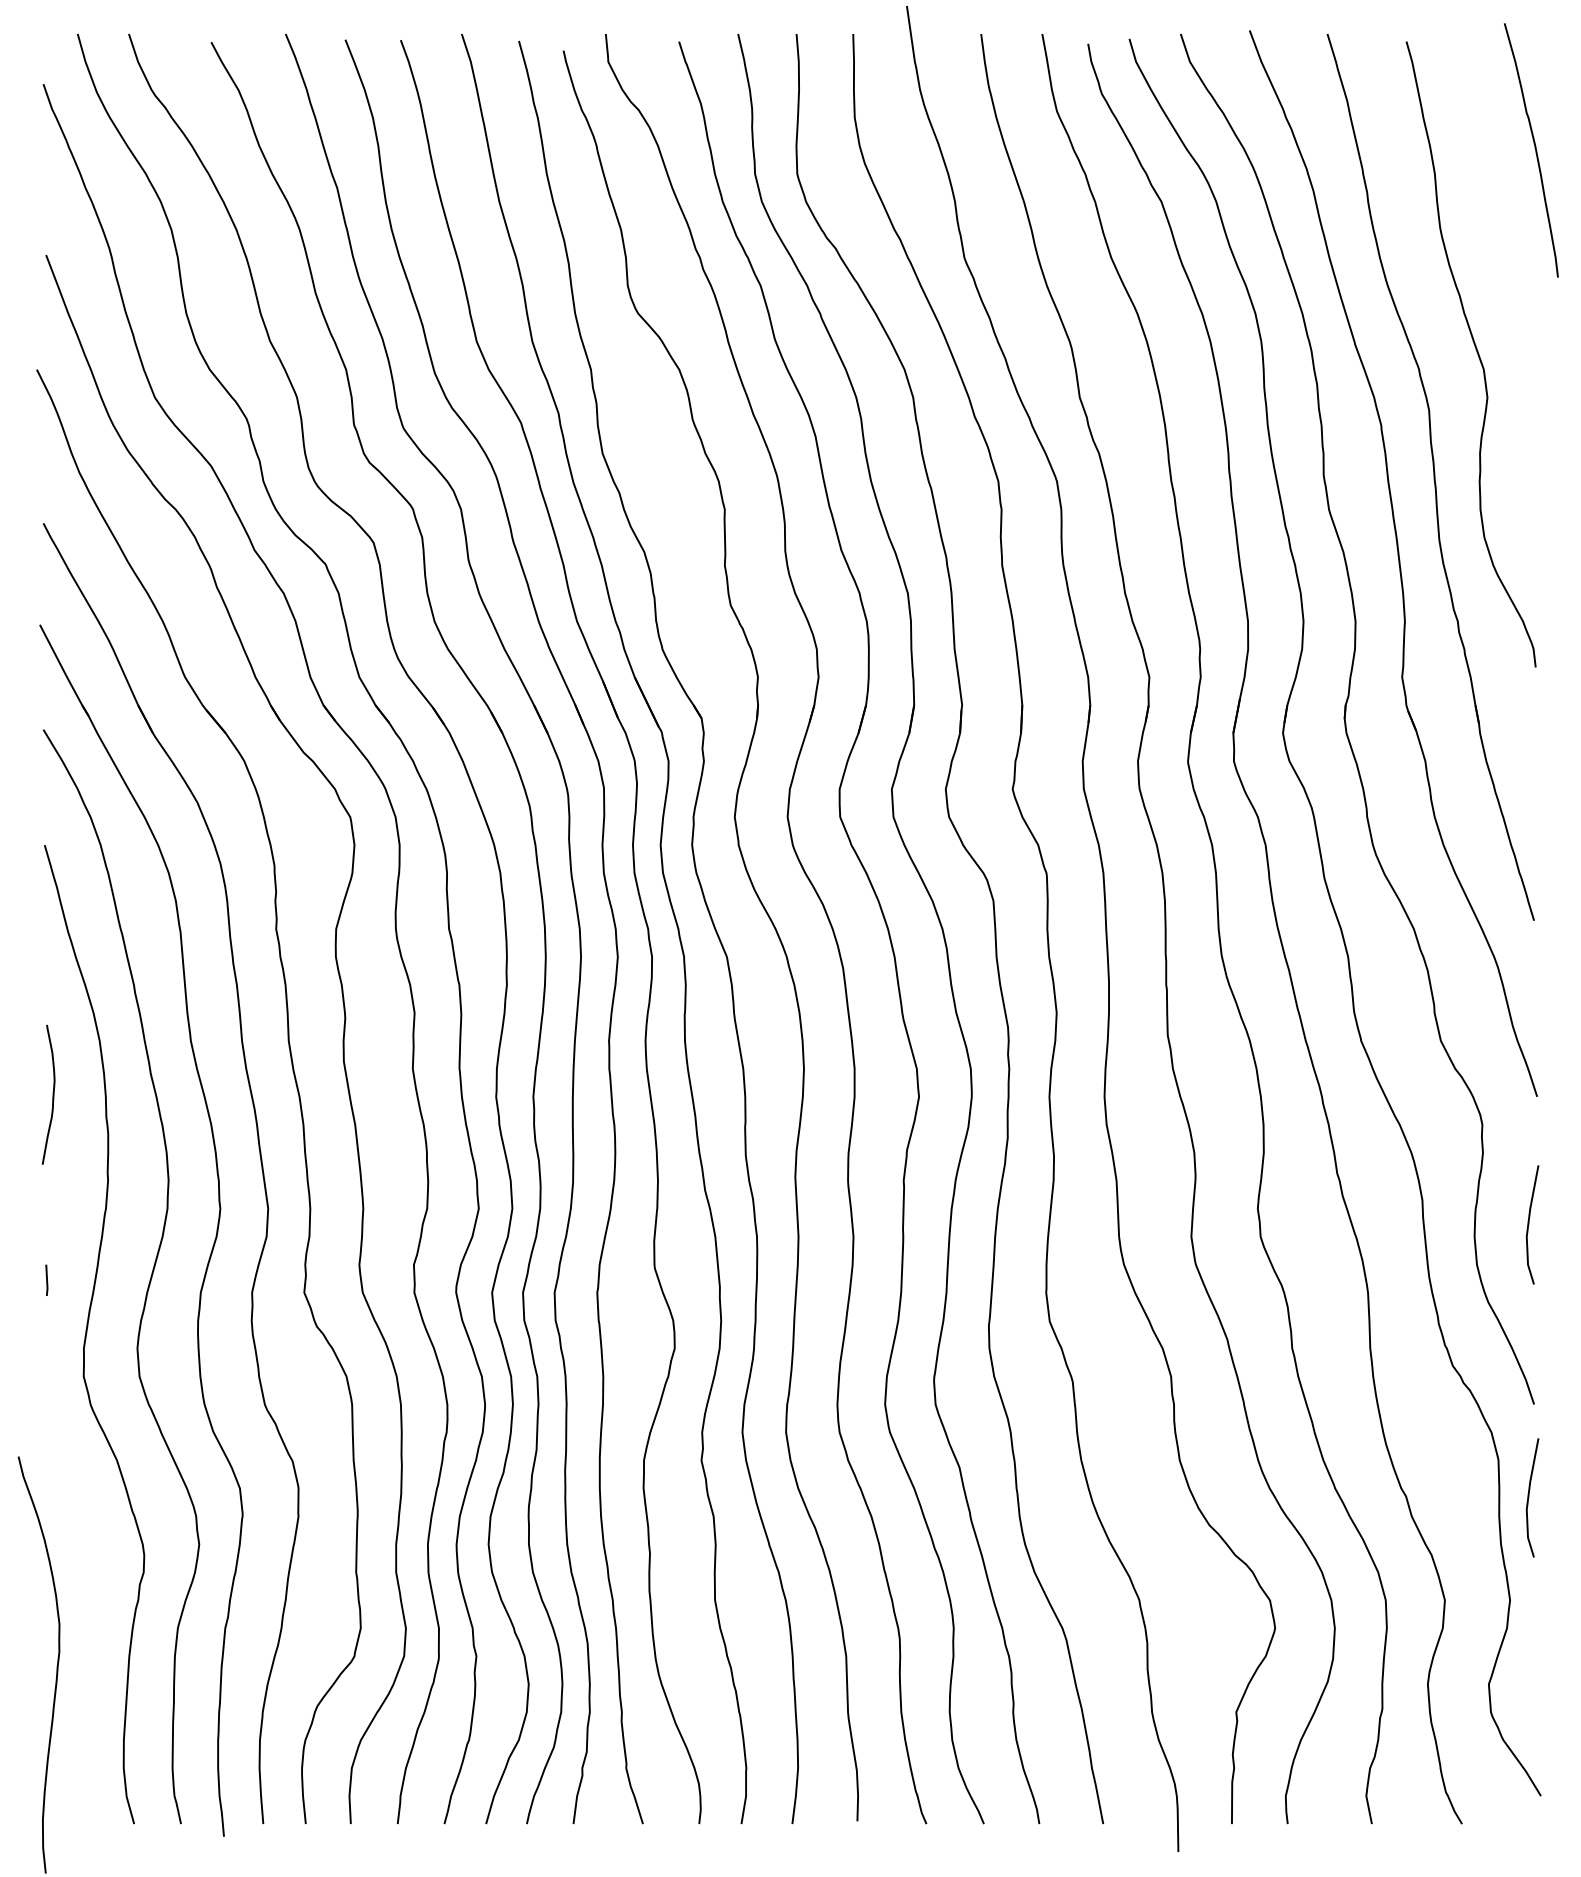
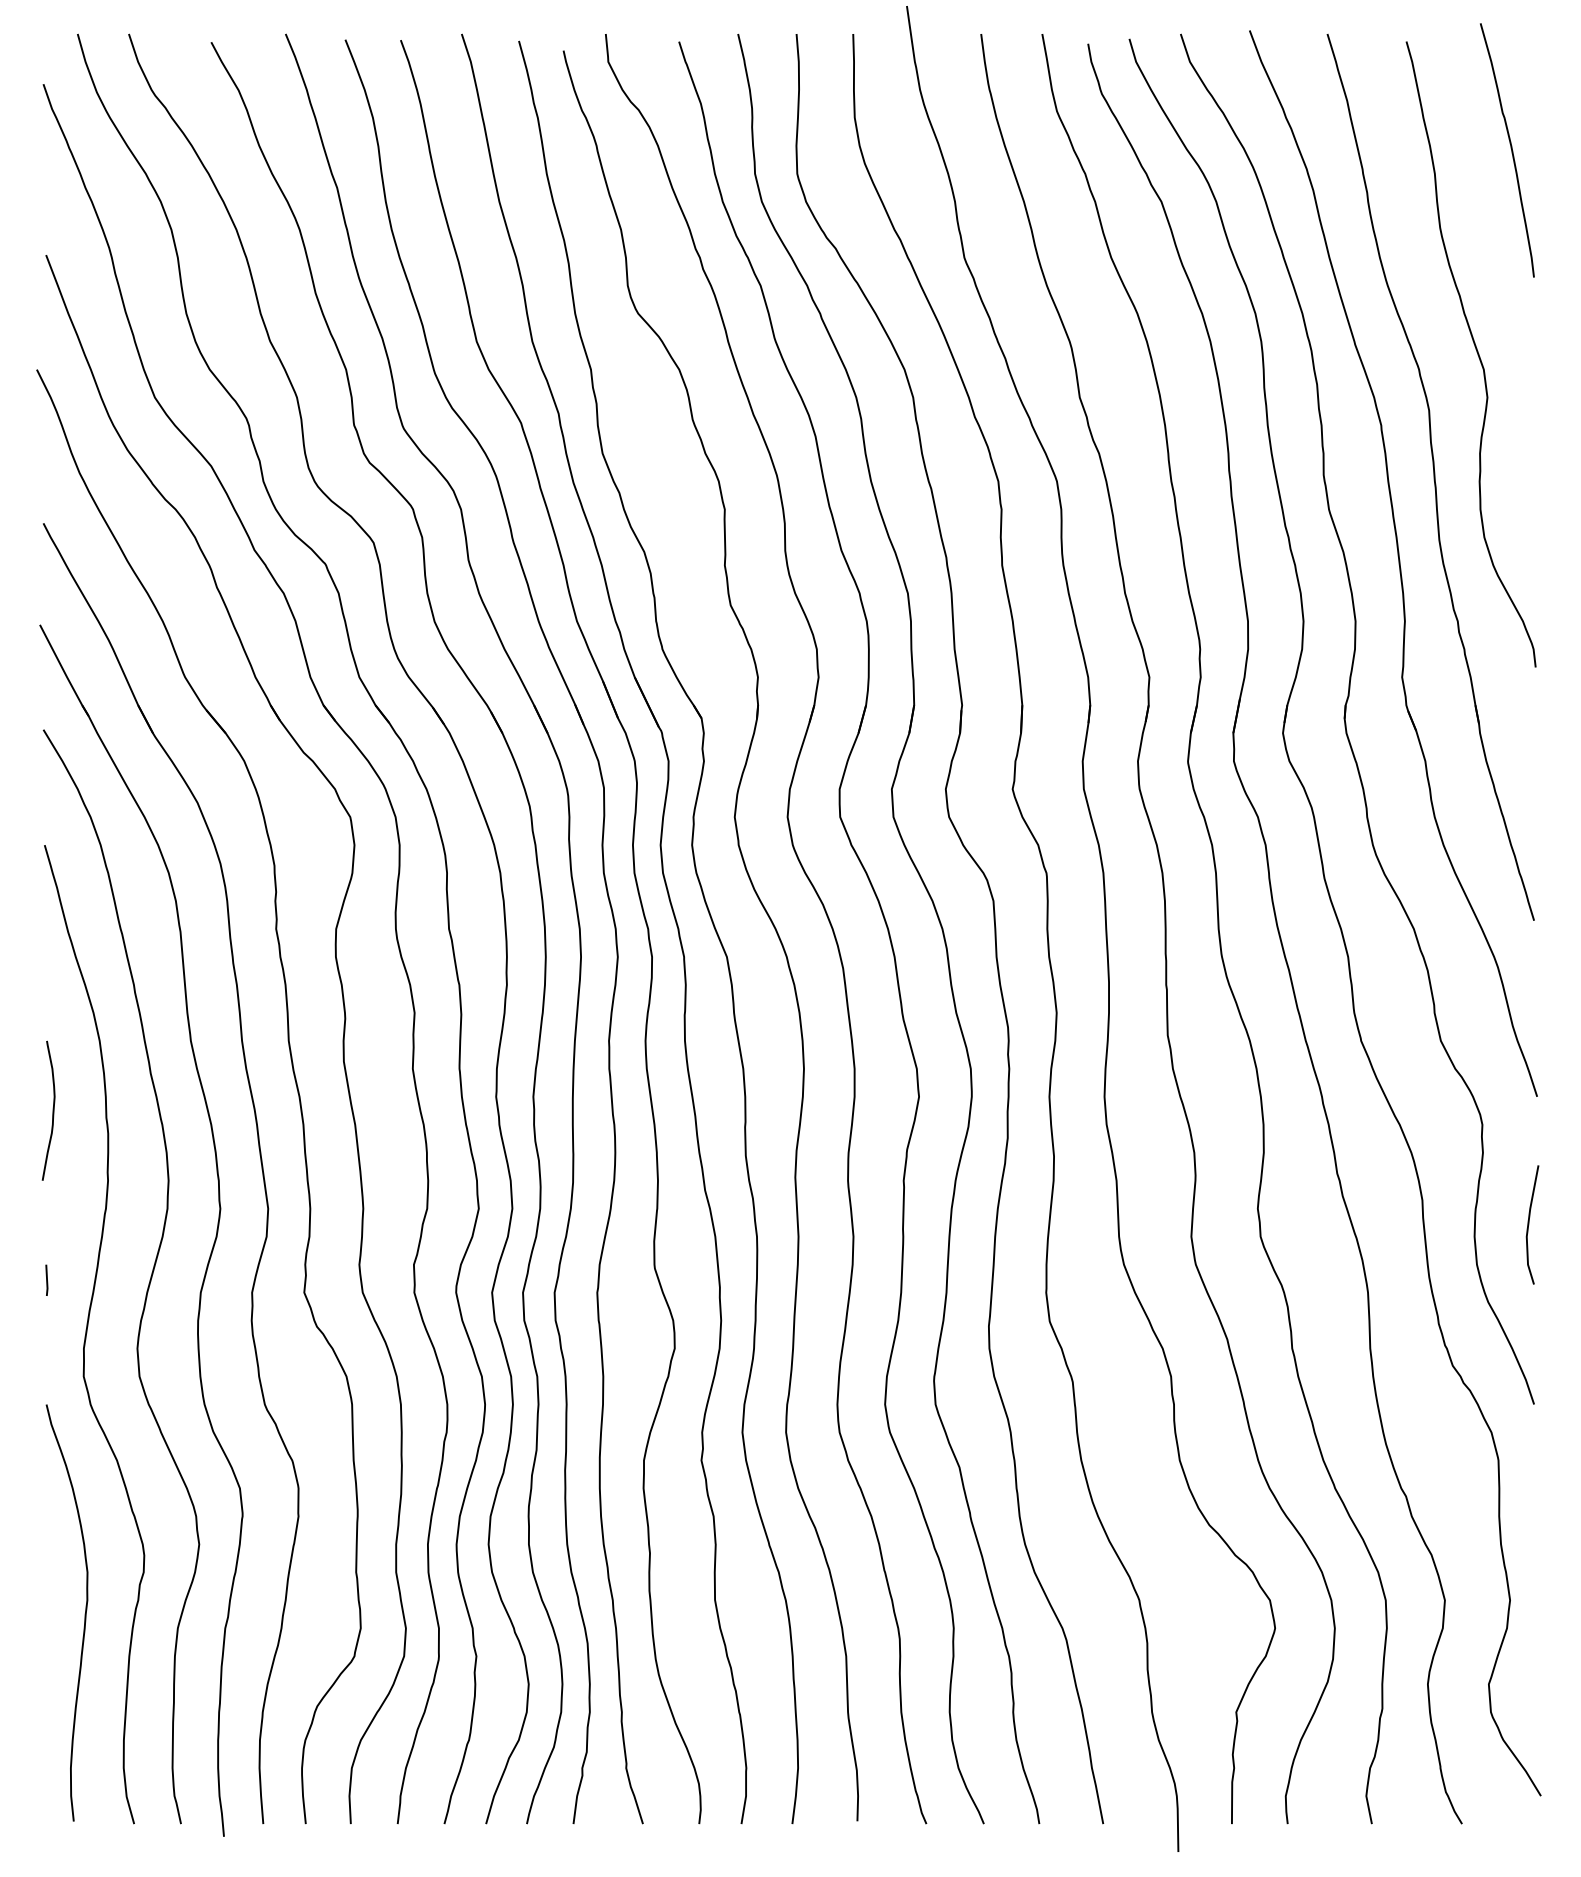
curve position: (1534, 148) -> (1510, 148) (1510, 148)
curve position: (52, 1094) -> (52, 1110) (52, 1110)
line: present -> none (1529, 1497)
curve position: (56, 1665) -> (84, 1613) (84, 1613)
